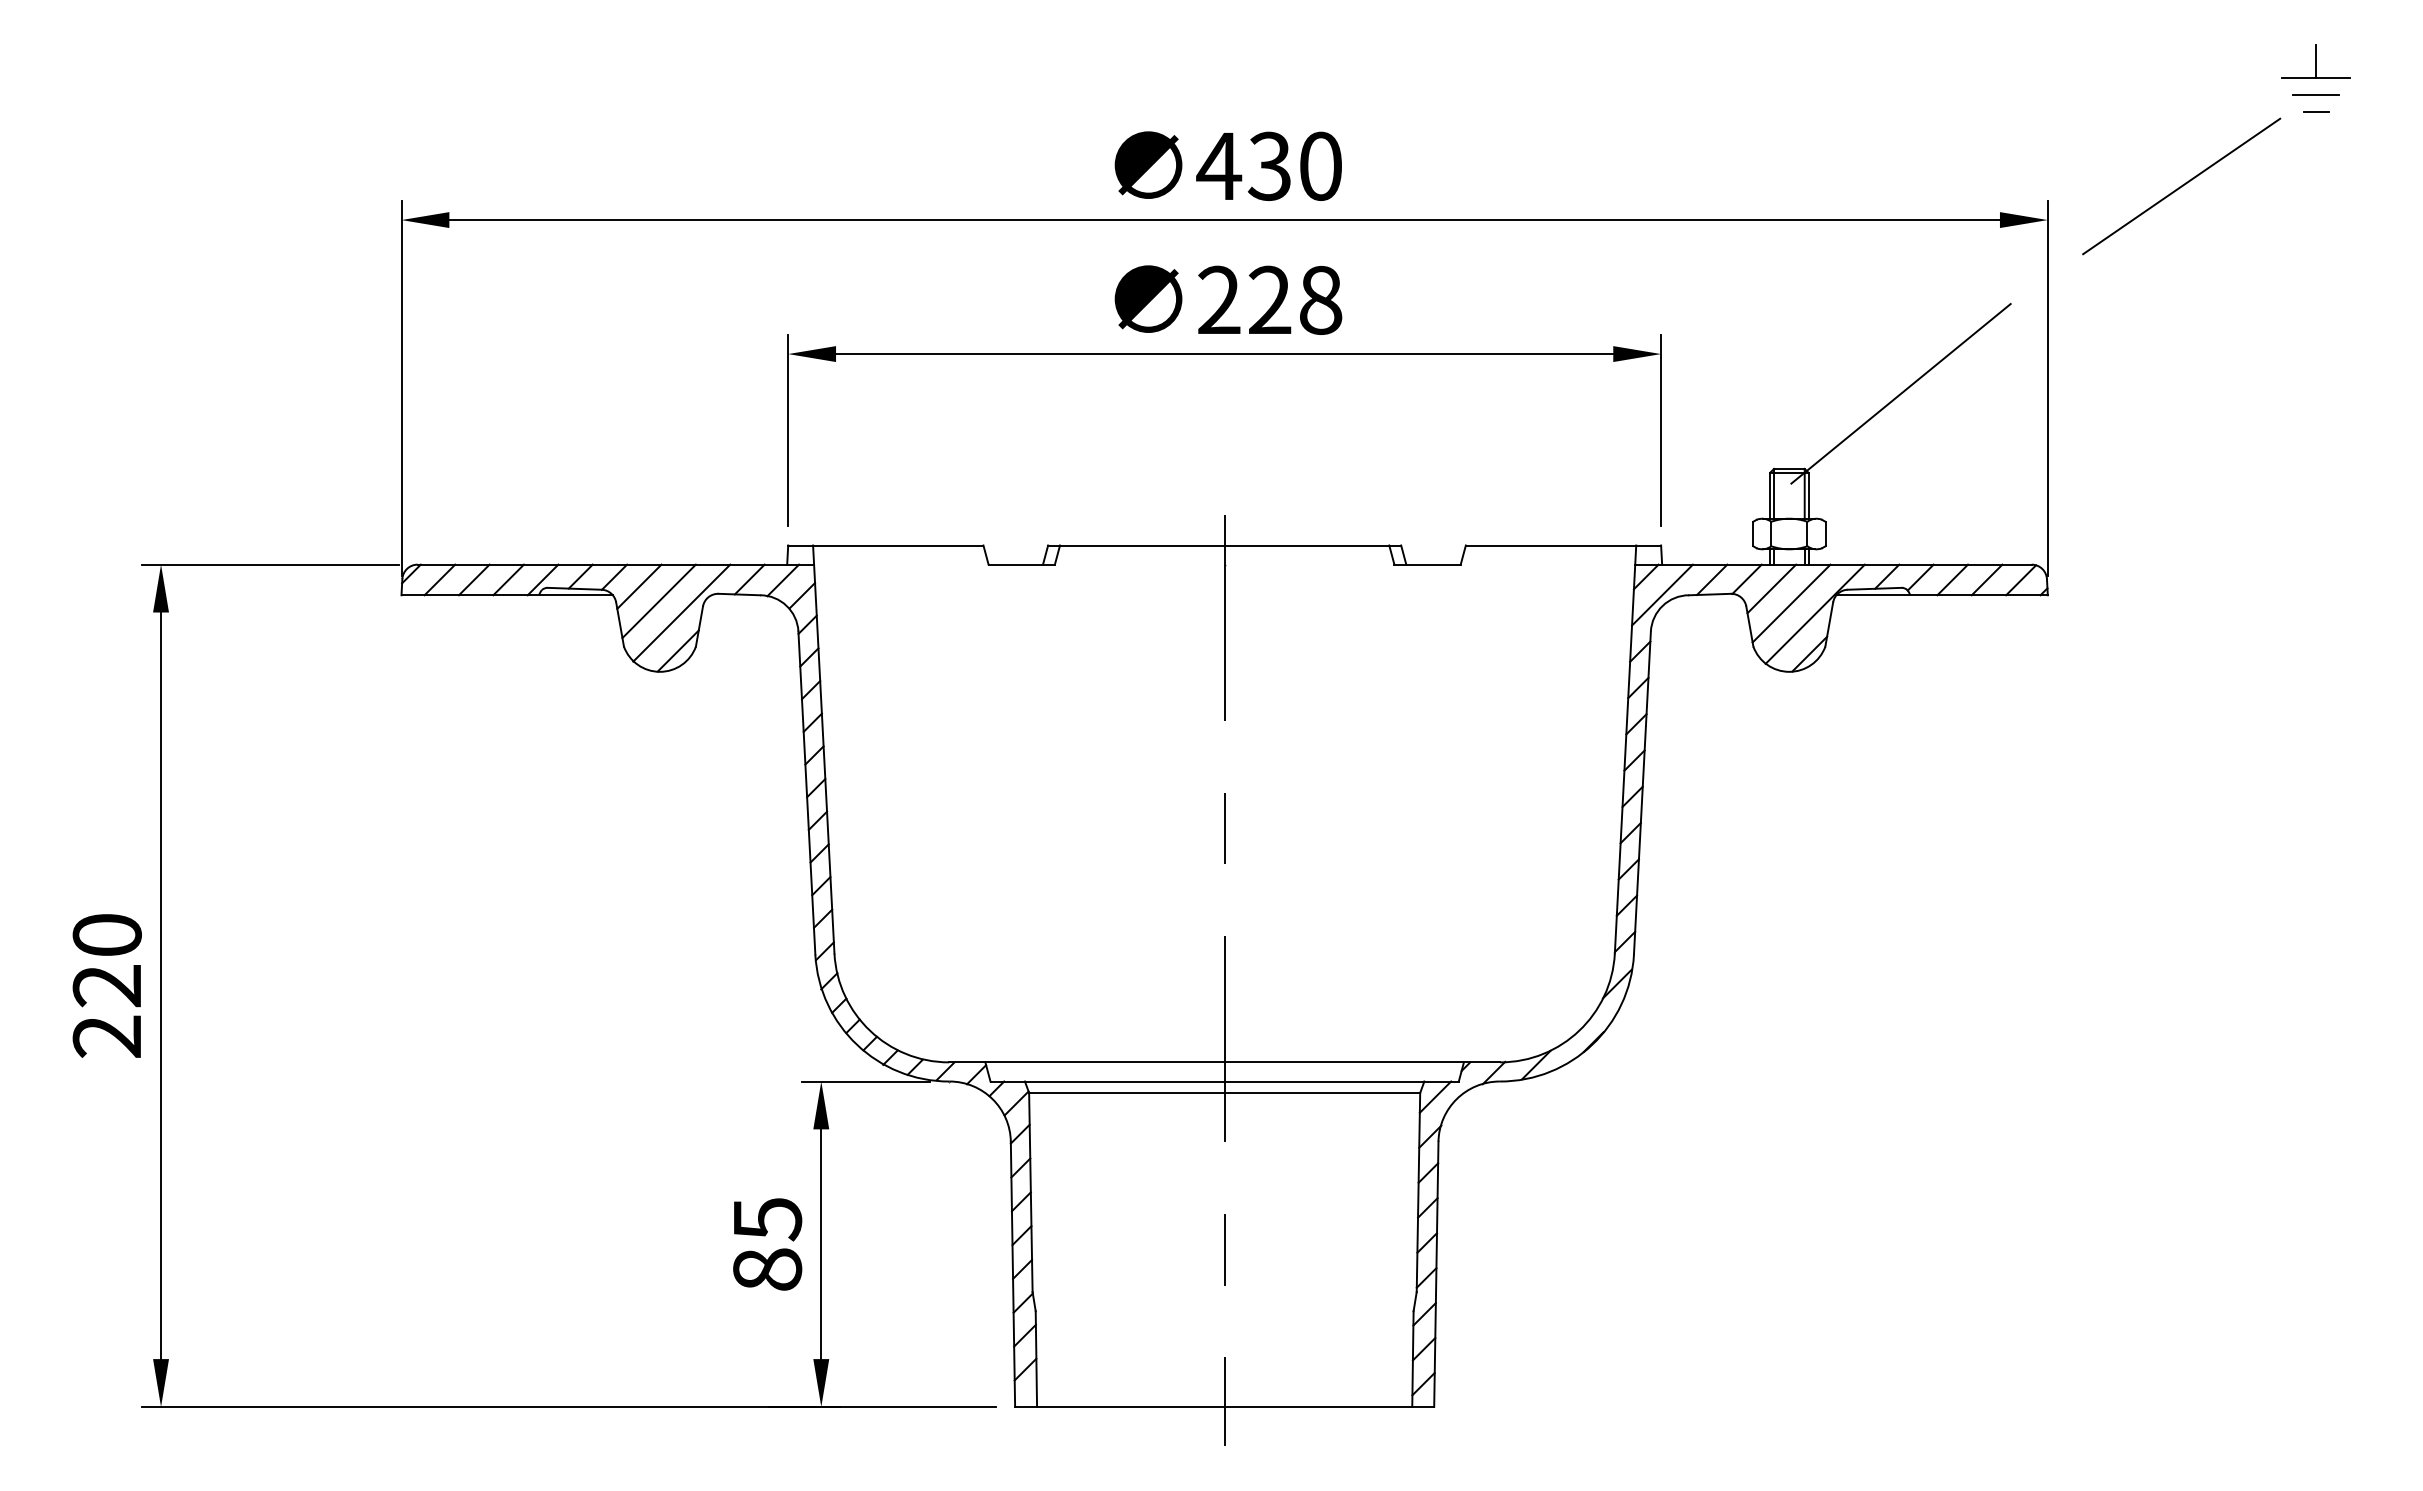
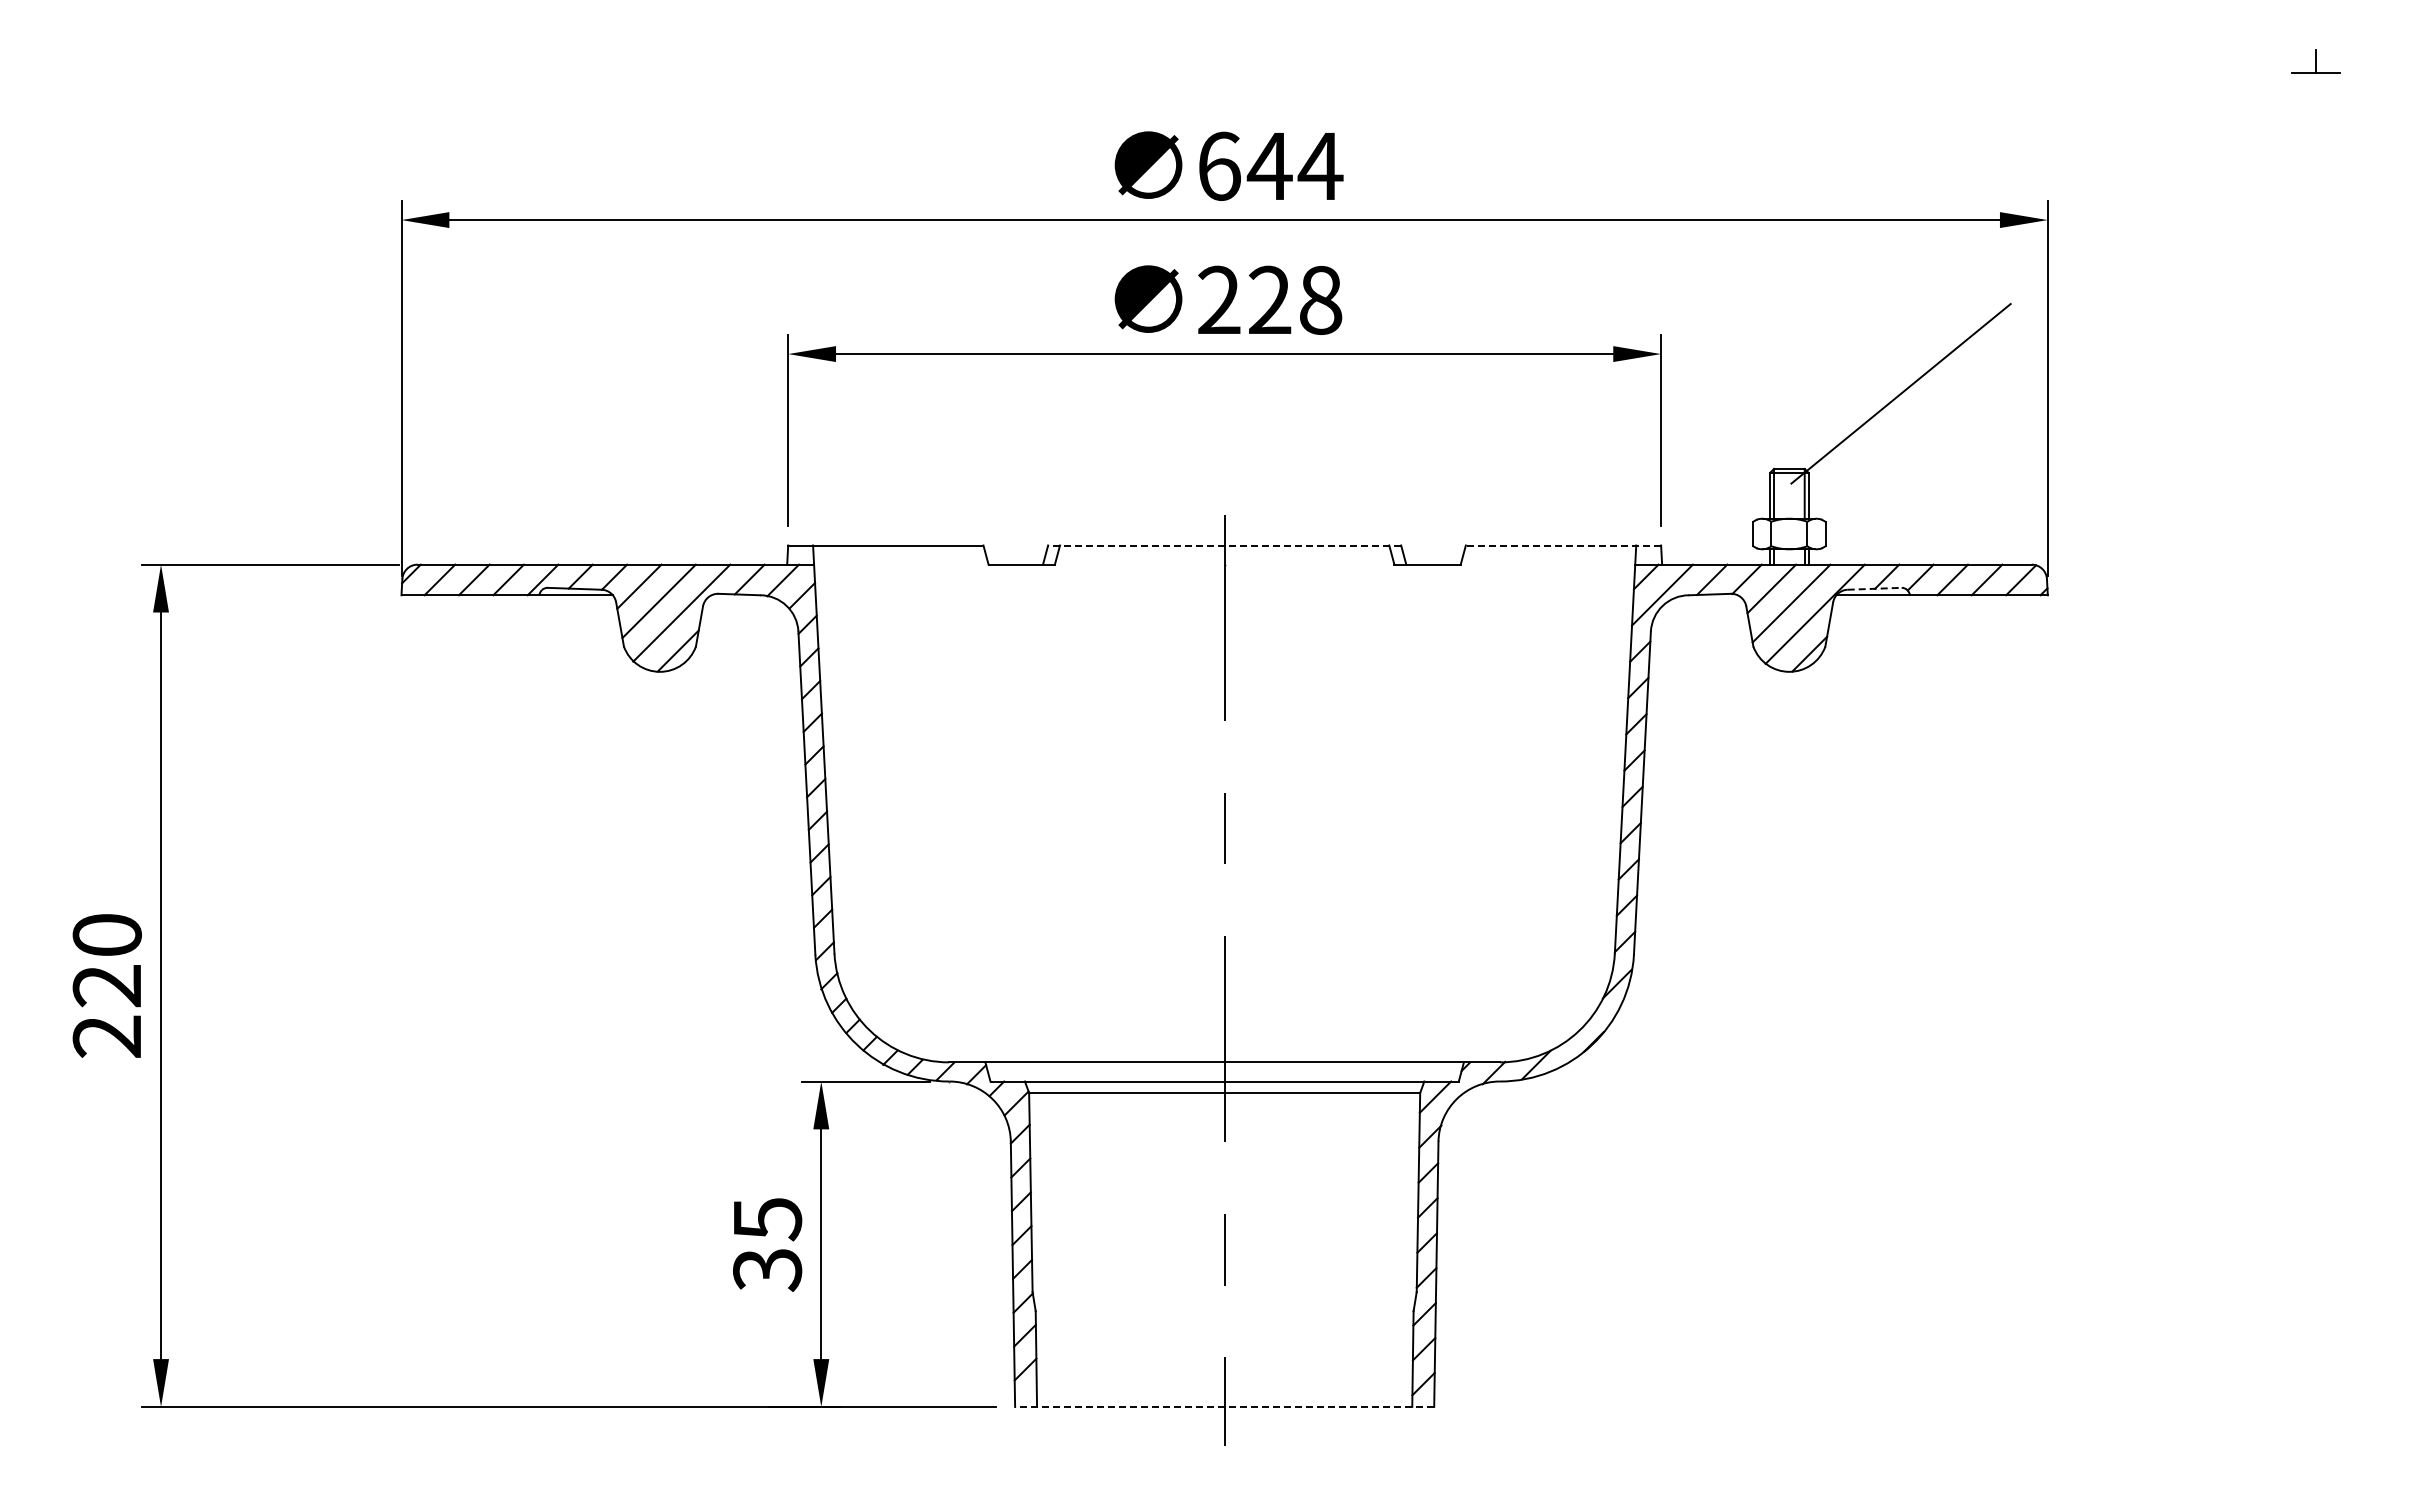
part size: 70x35 px -> 50x25 px (2315, 61)
line: present -> none (2316, 95)
line: present -> none (2315, 111)
text: 430 -> 644 (1269, 165)
line: present -> none (2181, 186)
line: solid -> dashed (1224, 545)
line: solid -> dashed (1563, 545)
line: solid -> dashed (1874, 588)
text: 85 -> 35 (767, 1269)
line: solid -> dashed (1224, 1406)
